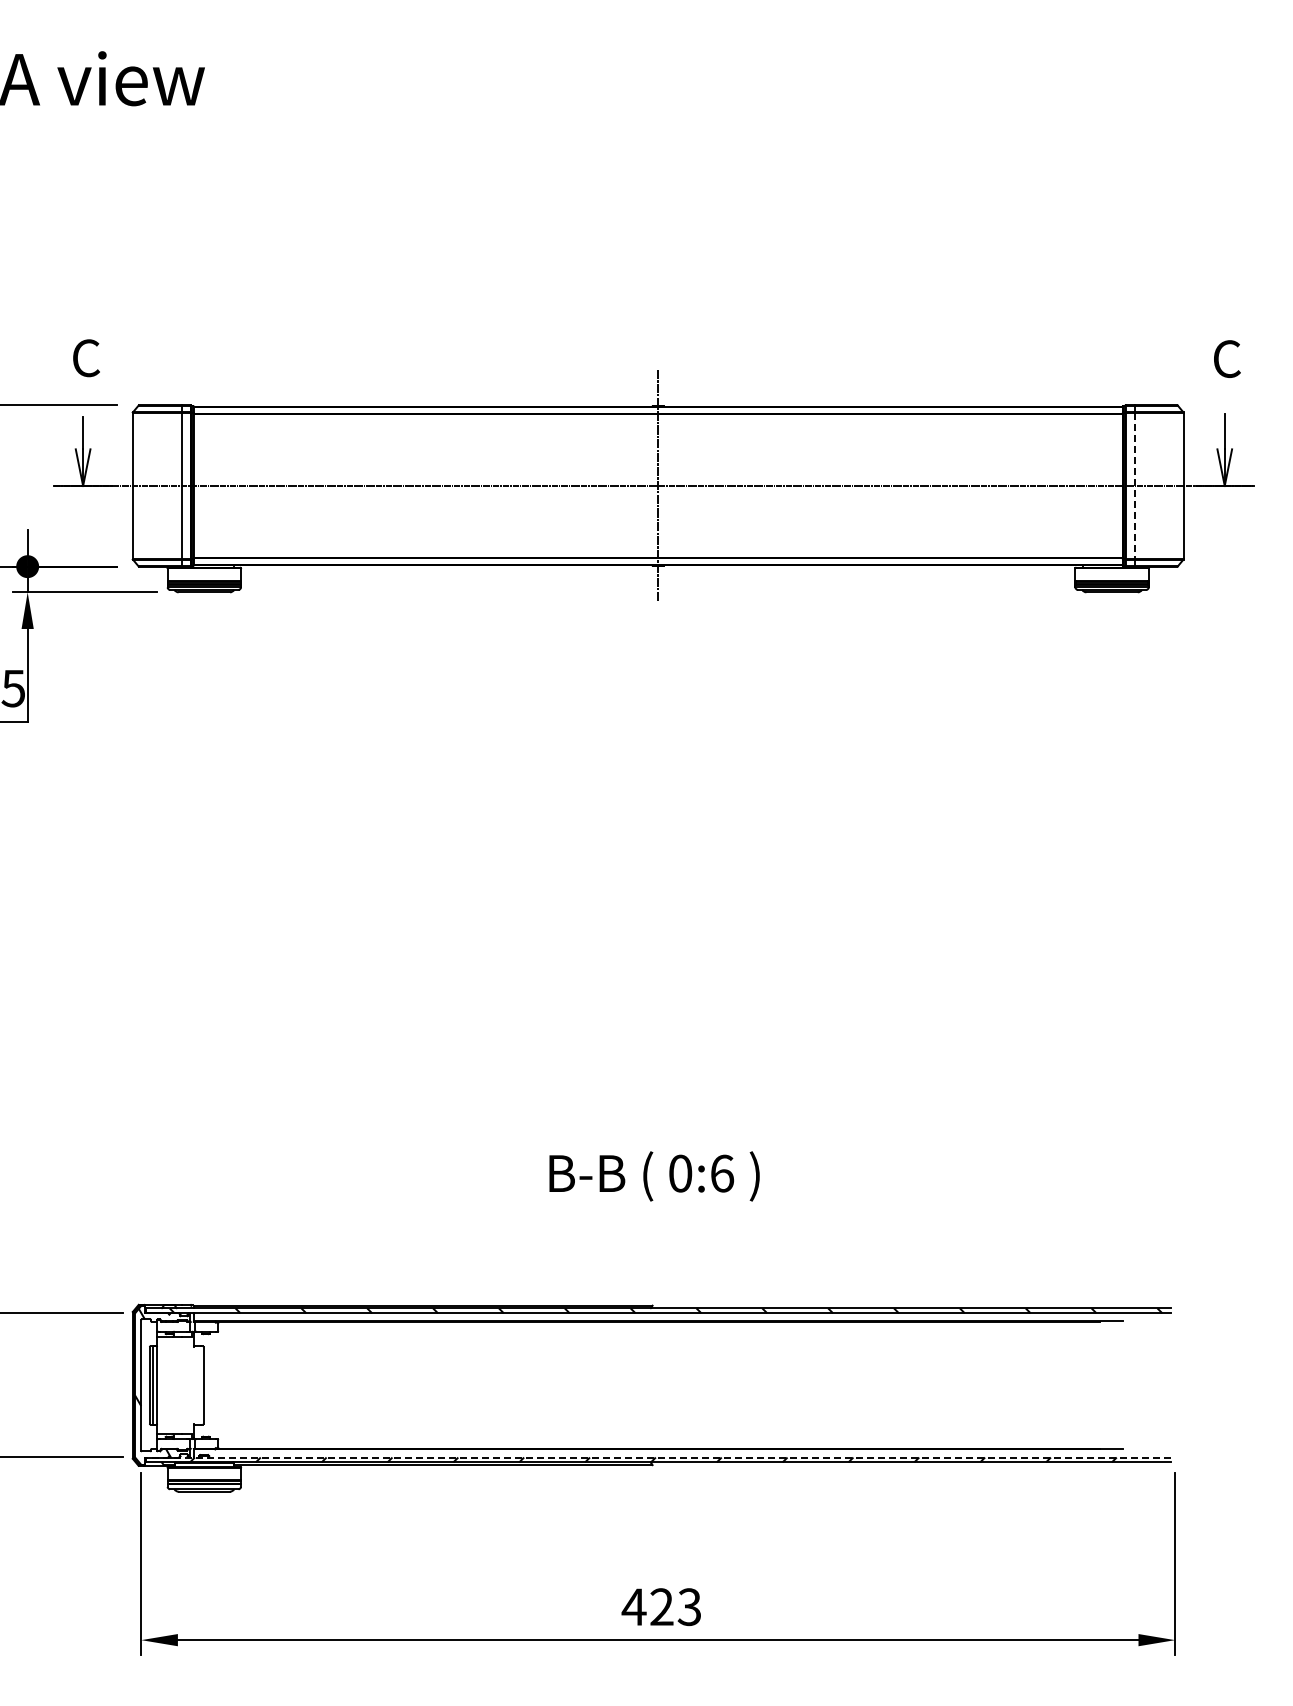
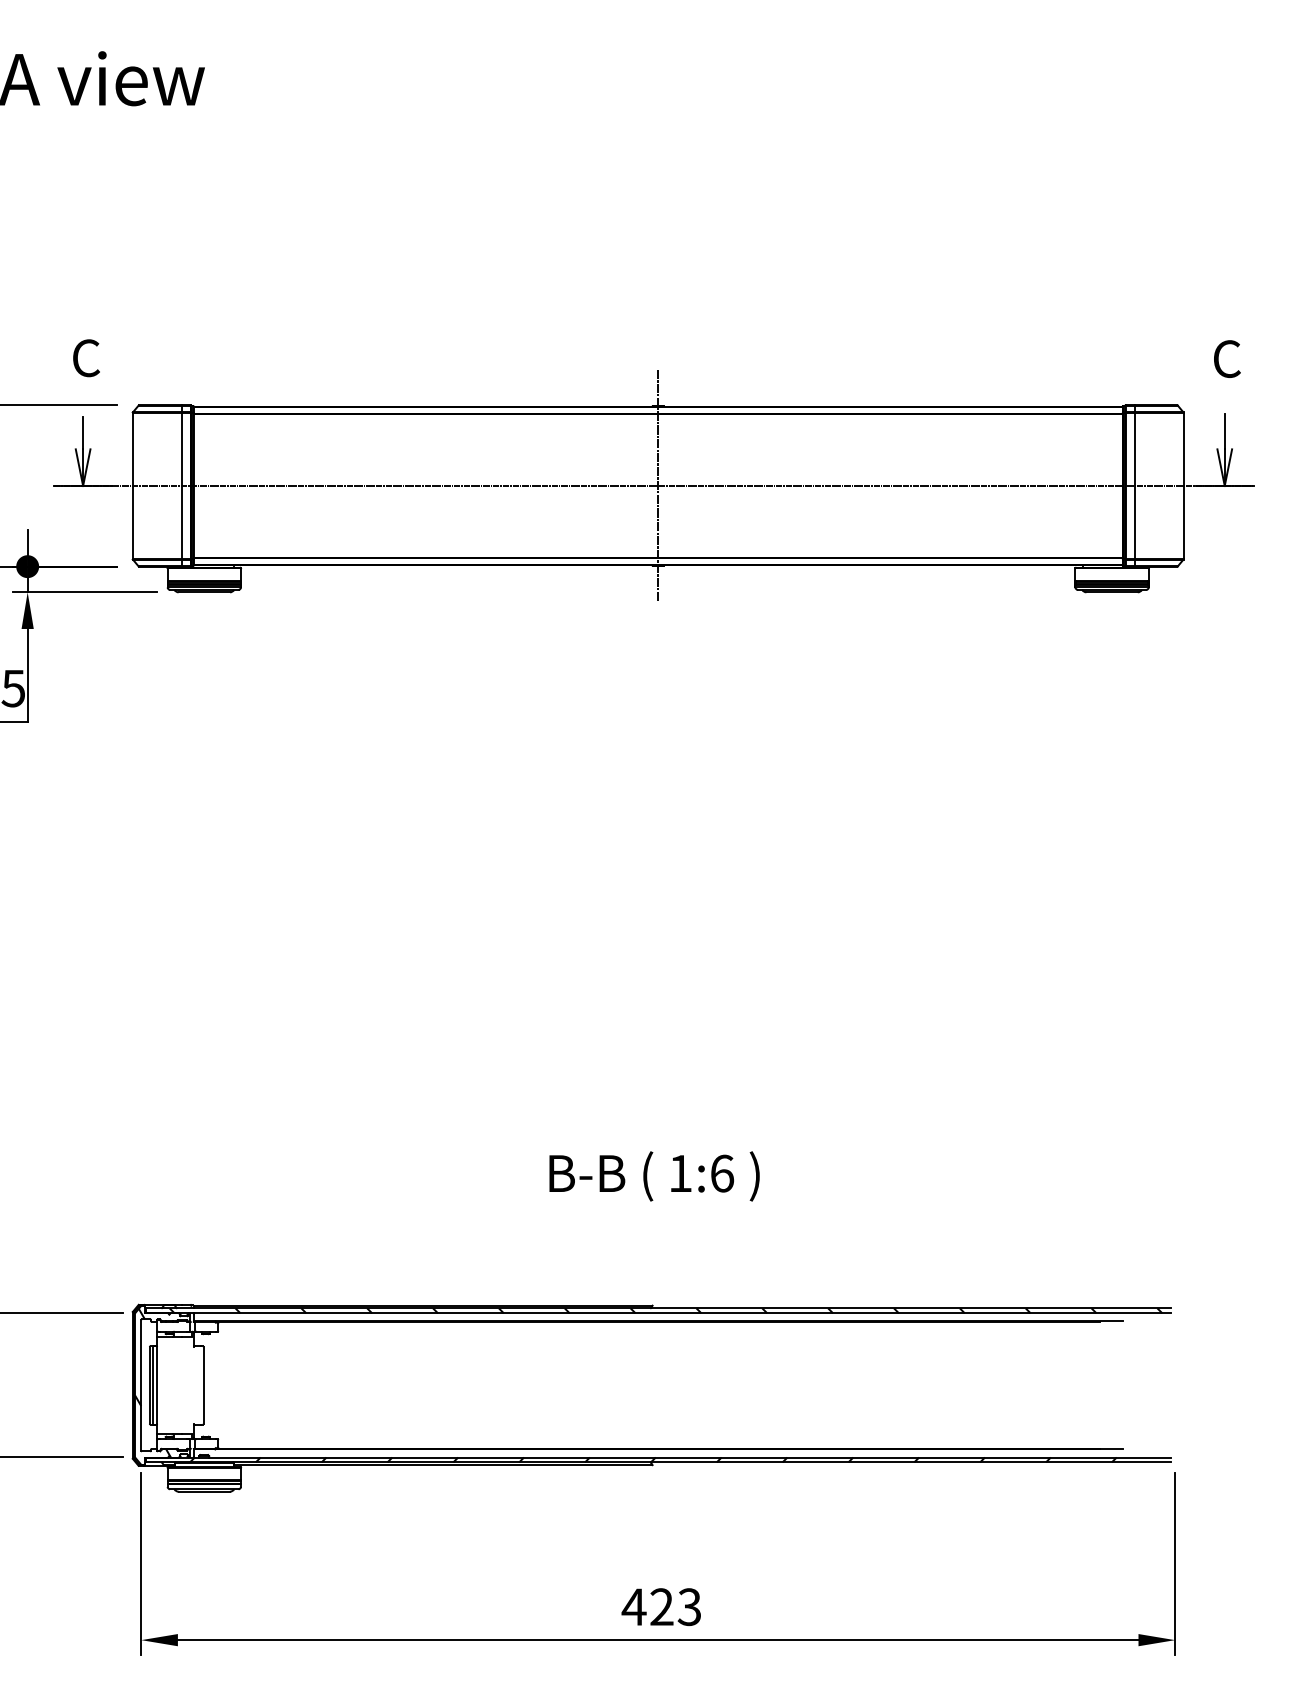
line: dashed -> solid (1134, 486)
text: 0:6 -> 1:6 (680, 1173)
line: dashed -> solid (658, 1457)
